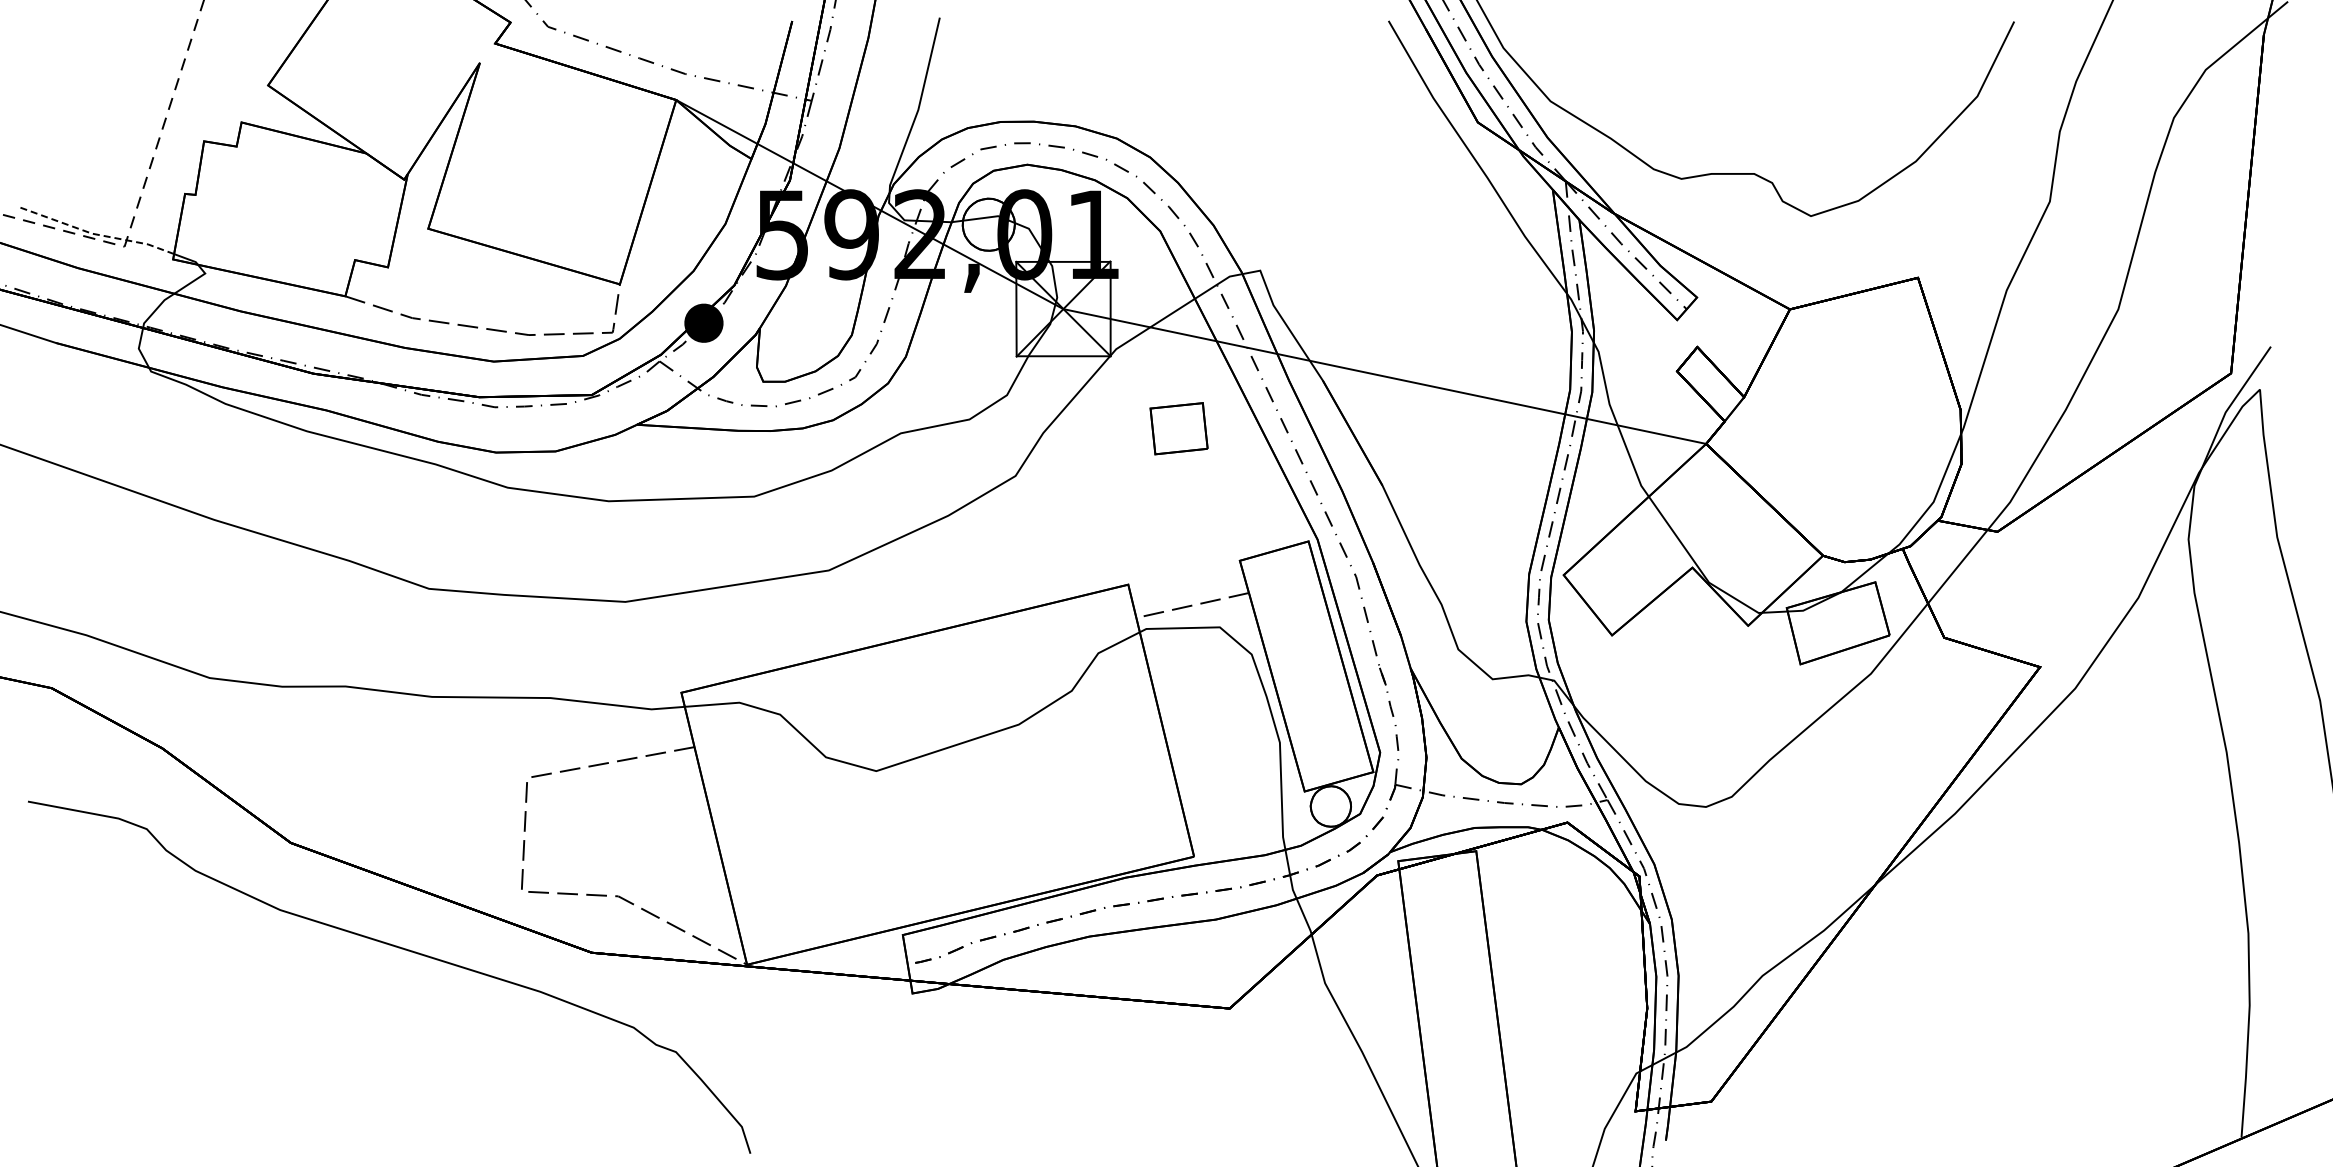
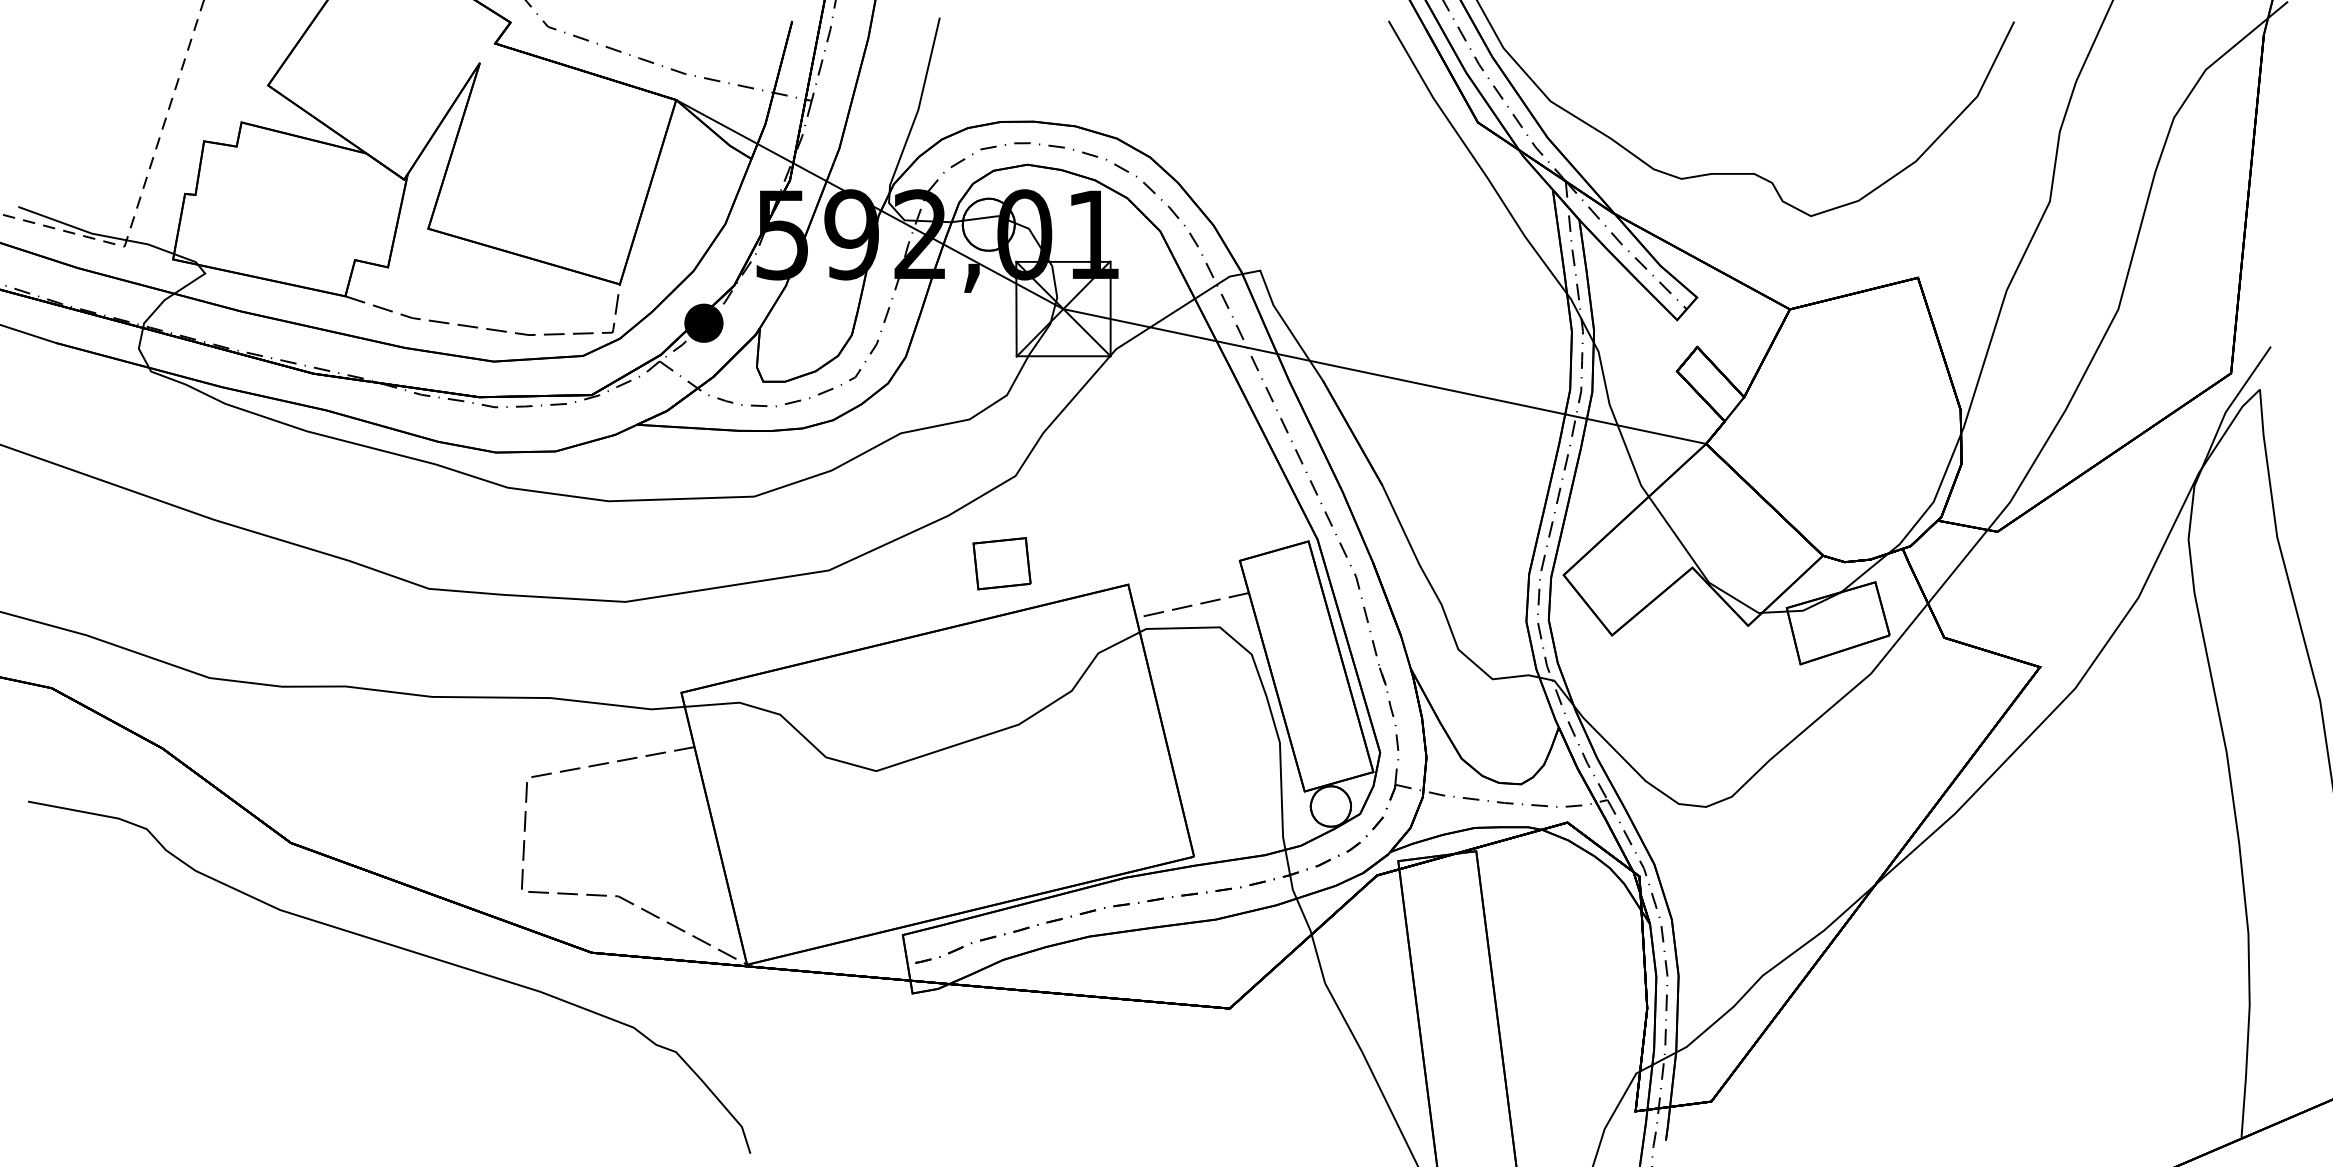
line: dashed -> solid (95, 234)
part position: (1178, 428) -> (1001, 563) (1001, 563)
